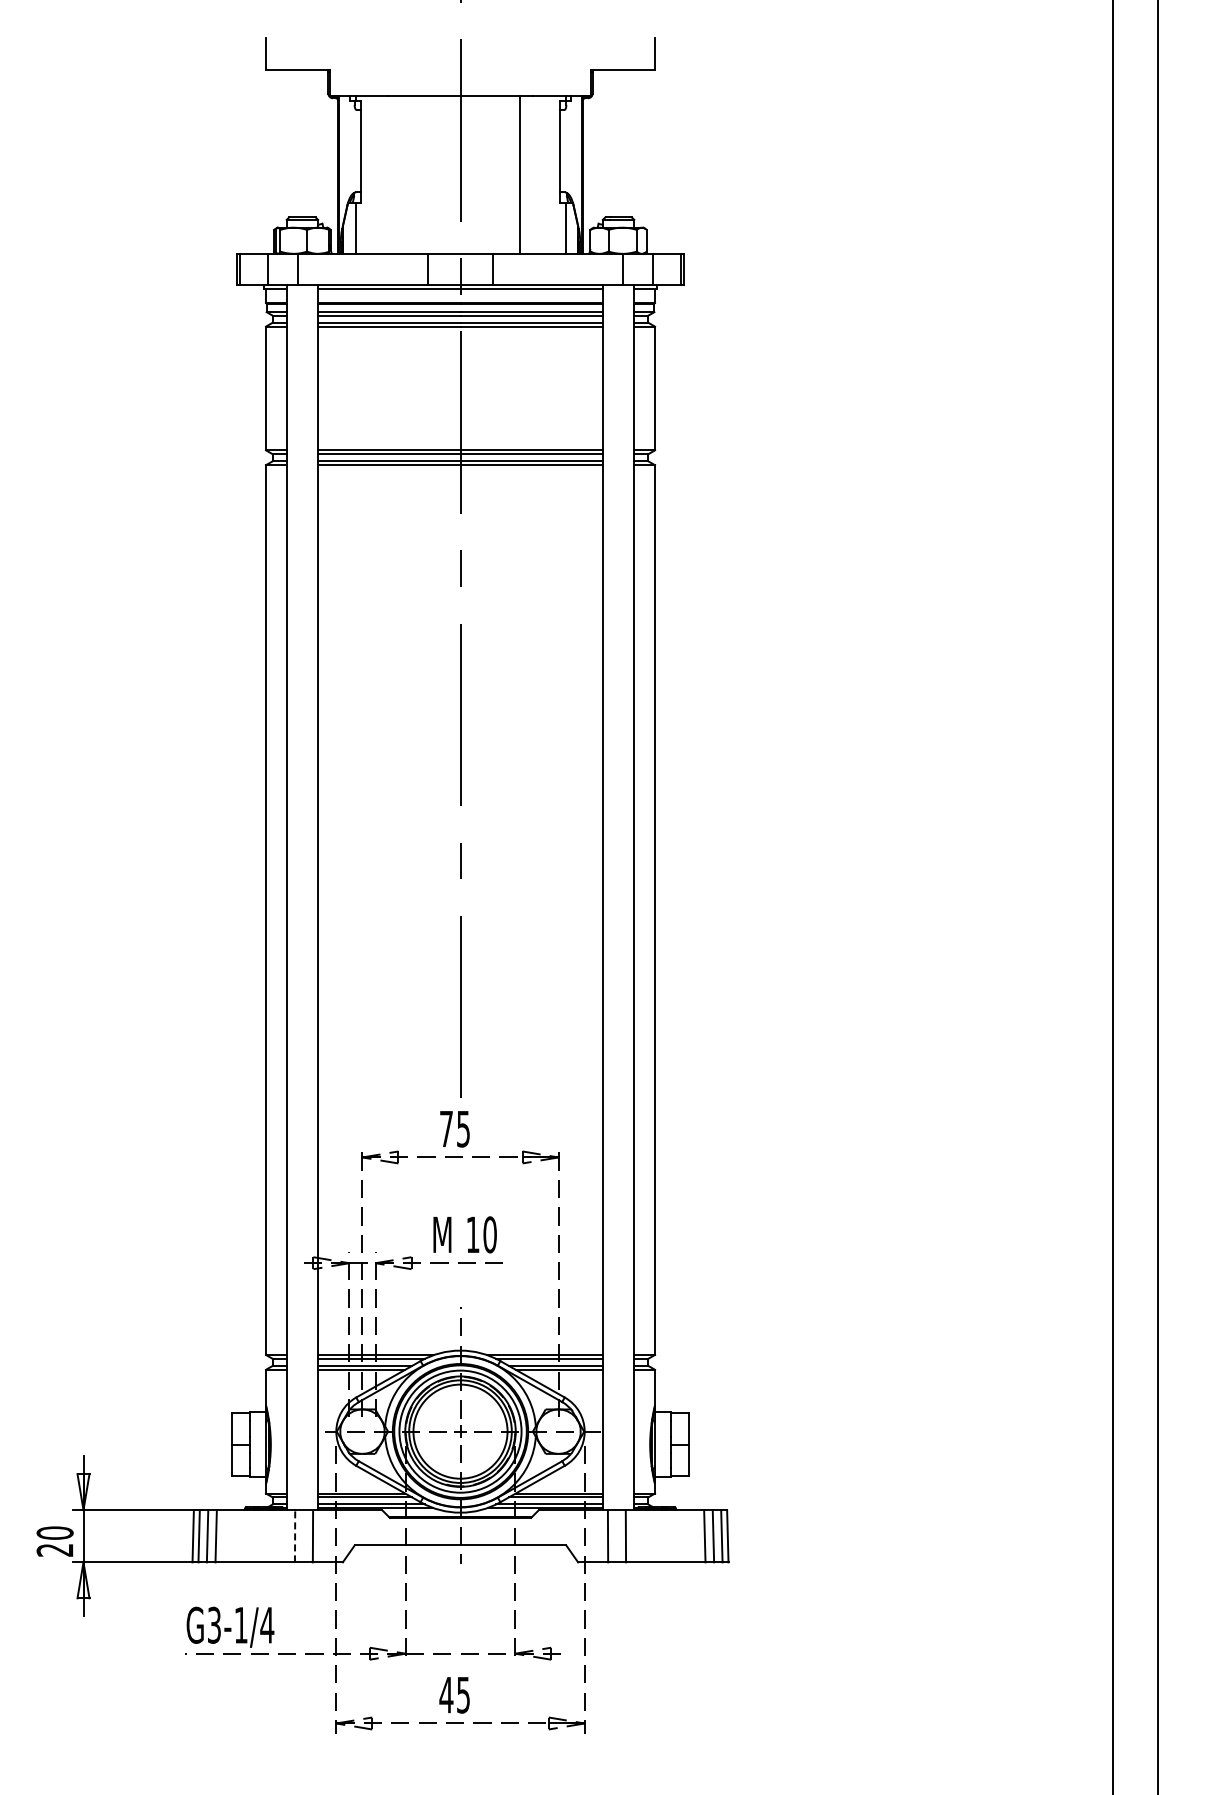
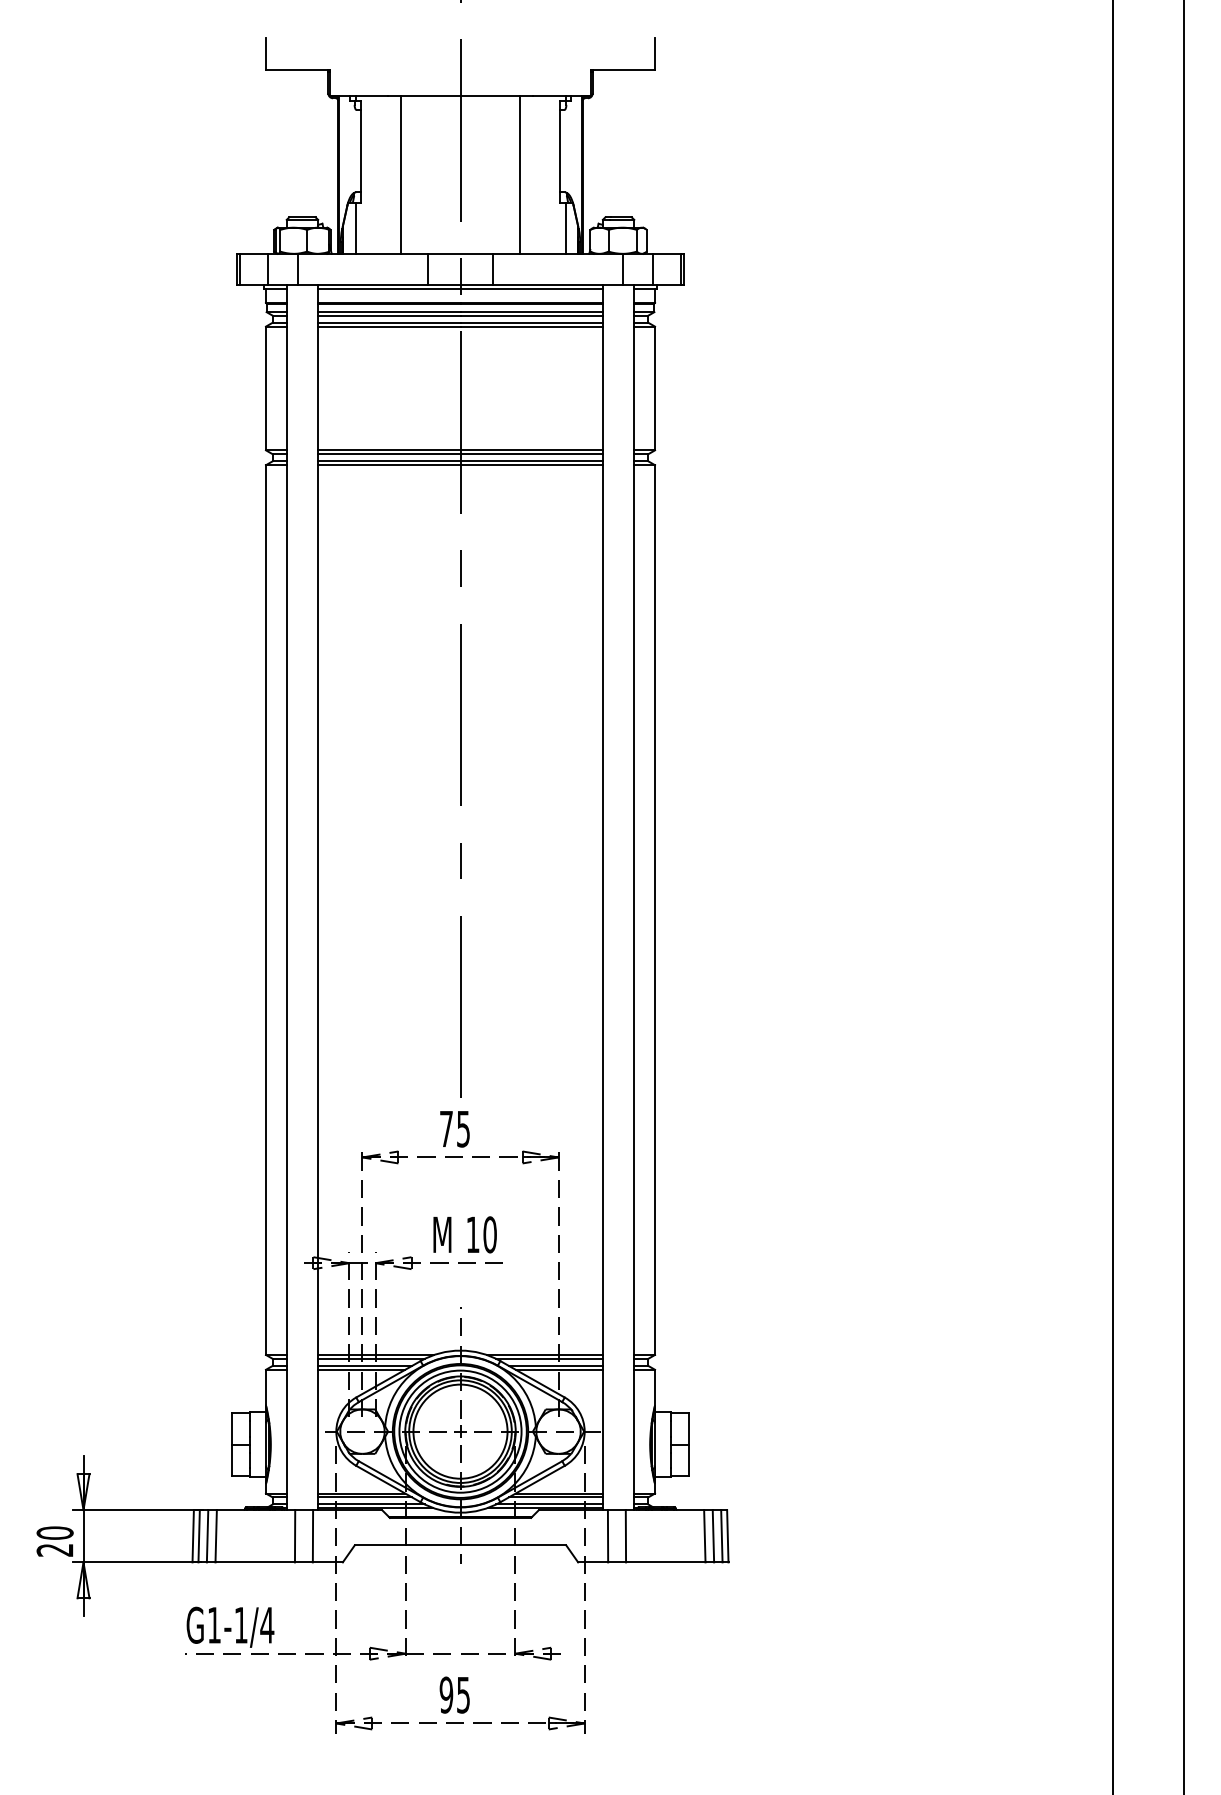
line: none -> present (401, 174)
line position: (1158, 896) -> (1184, 896) (1184, 896)
line: dashed -> solid (295, 1535)
text: G3-1/4 -> G1-1/4 (214, 1624)
text: 45 -> 95 (446, 1694)
